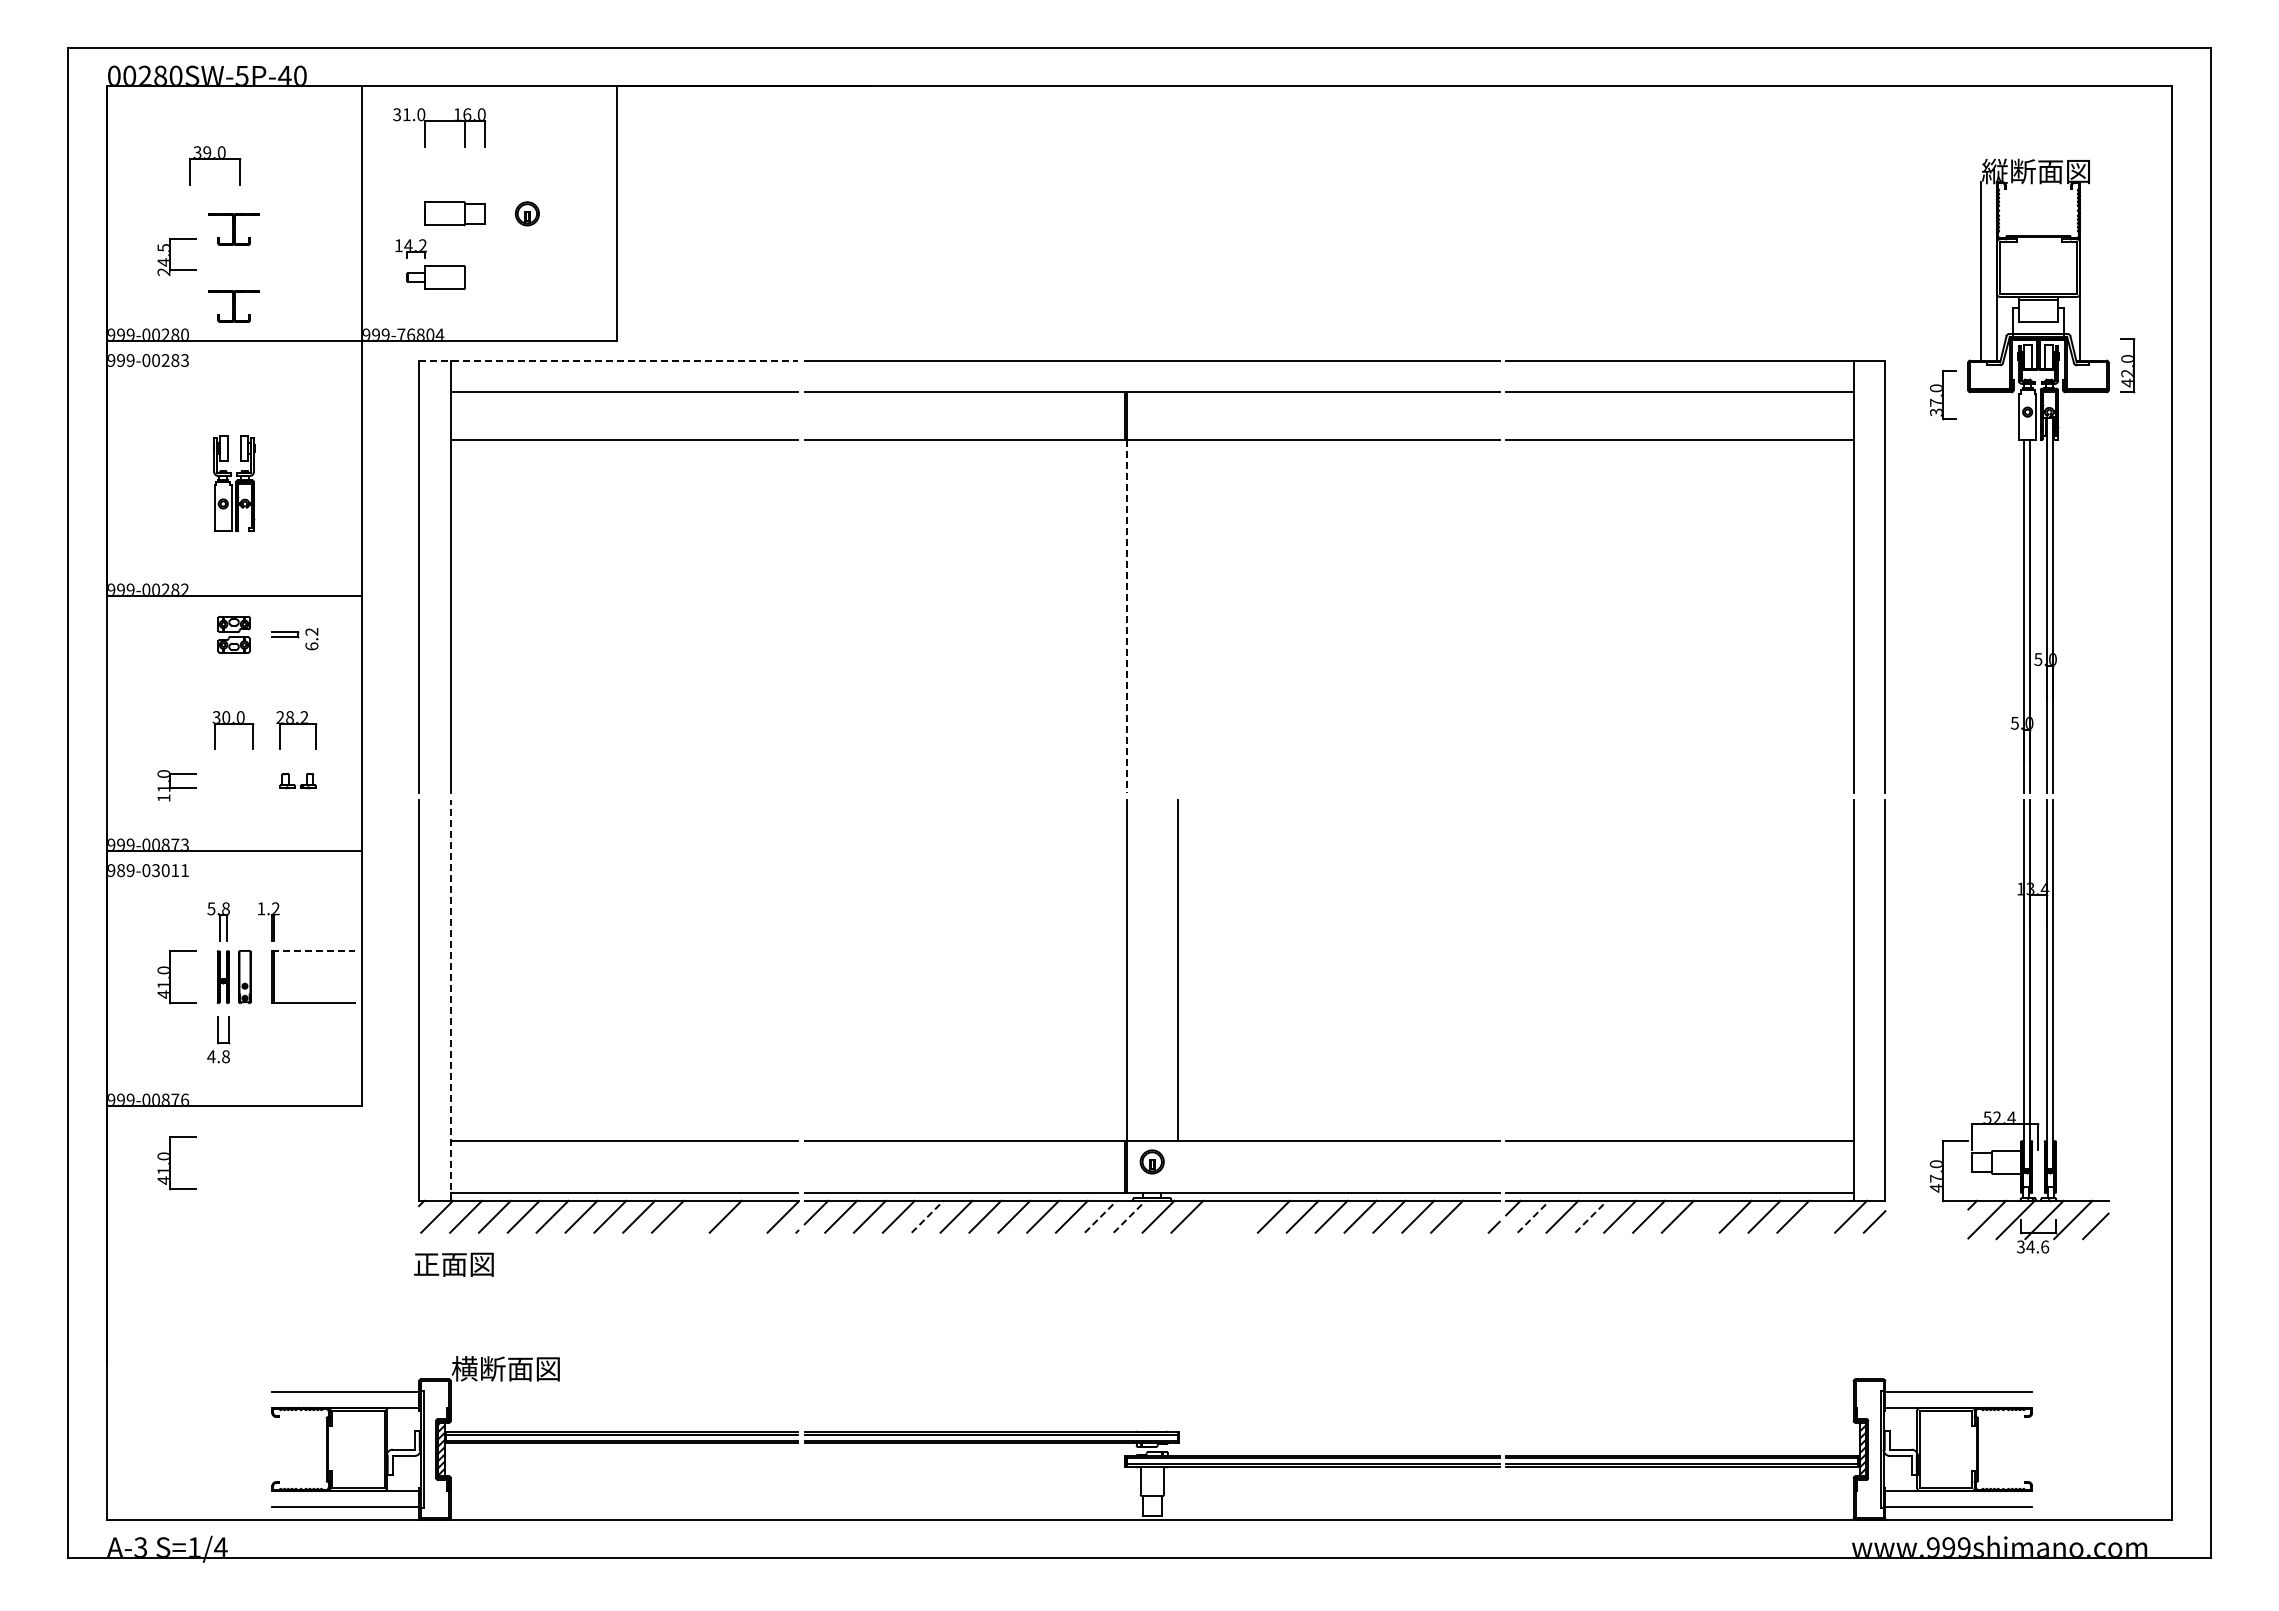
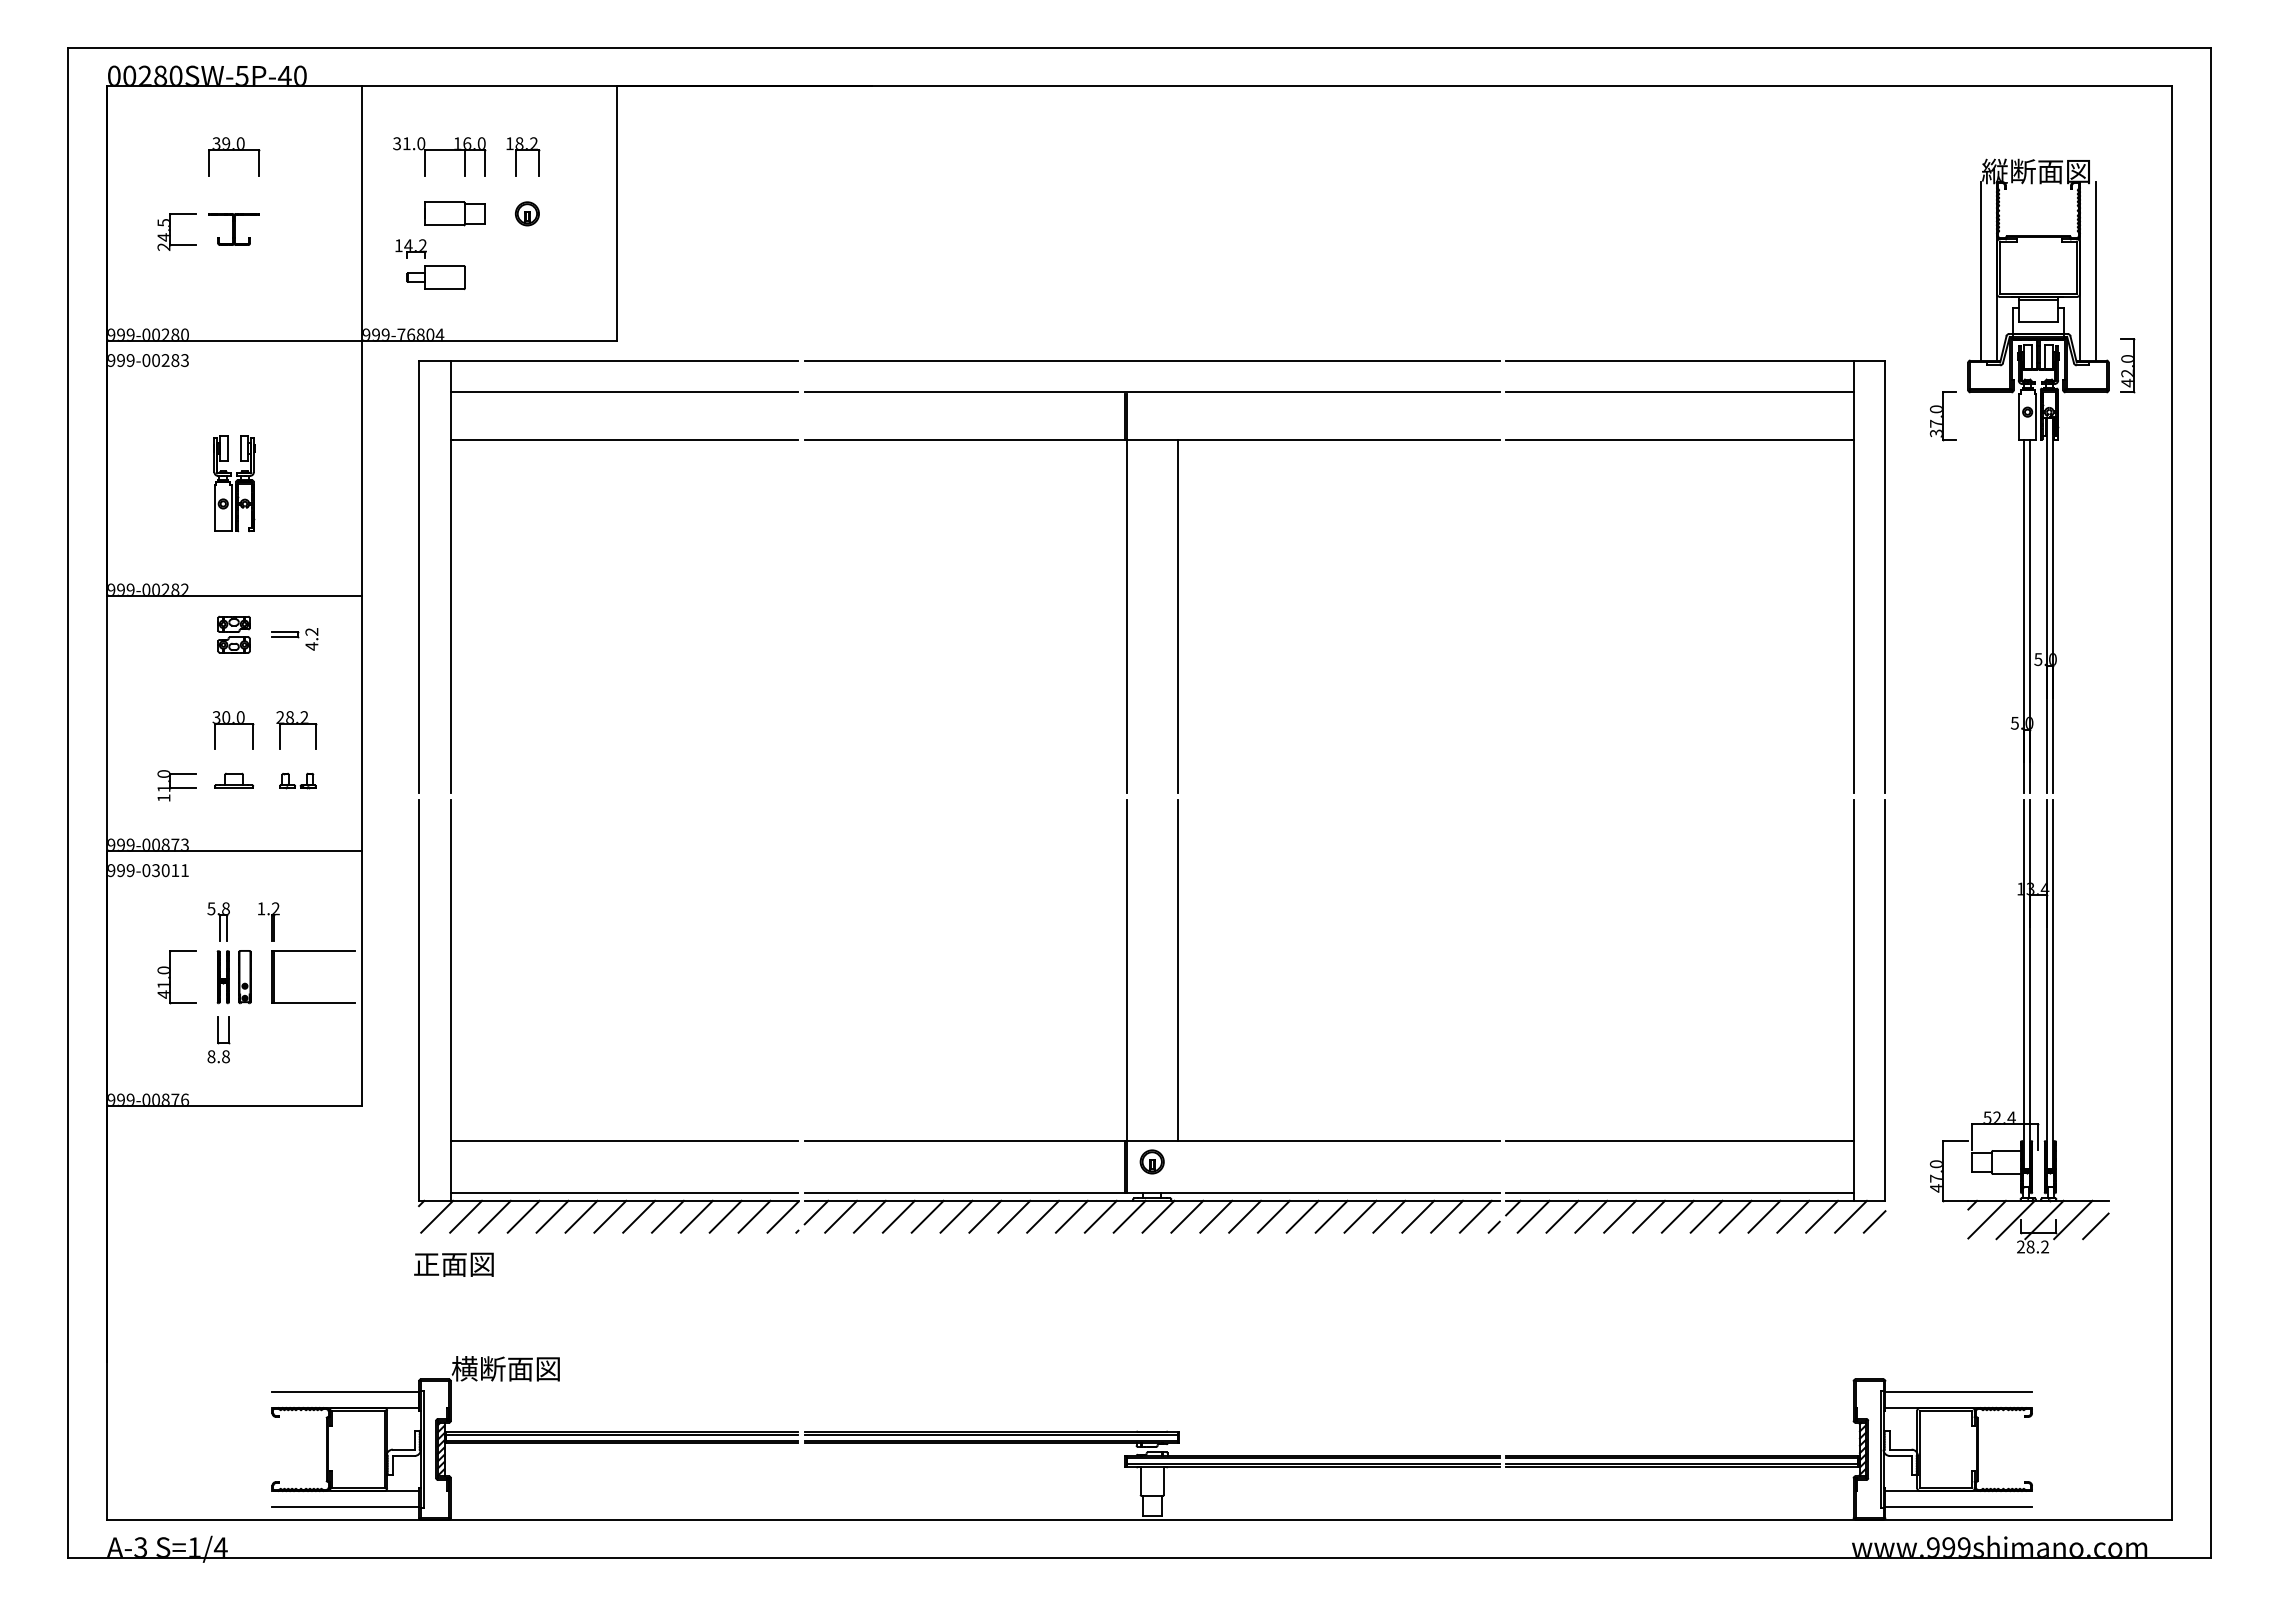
part position: (439, 127) -> (439, 156) (439, 156)
part: none -> present (523, 156)
part position: (215, 165) -> (234, 156) (234, 156)
part position: (176, 256) -> (176, 231) (176, 231)
line: none -> present (2095, 271)
part: present -> none (233, 306)
line: dashed -> solid (608, 360)
part position: (1943, 395) -> (1943, 416) (1943, 416)
line: dashed -> solid (1126, 616)
line: none -> present (1177, 616)
text: 6.2 -> 4.2 (311, 646)
part: none -> present (233, 780)
text: 989-03011 -> 999-03011 (120, 870)
line: dashed -> solid (314, 950)
line: dashed -> solid (450, 1000)
text: 4.8 -> 8.8 (211, 1056)
part: present -> none (176, 1163)
line: none -> present (696, 1216)
line: none -> present (754, 1216)
line: dashed -> solid (927, 1216)
line: dashed -> solid (1100, 1216)
line: dashed -> solid (1129, 1216)
line: none -> present (1216, 1216)
line: none -> present (1245, 1216)
line: none -> present (1475, 1216)
line: dashed -> solid (1533, 1216)
line: dashed -> solid (1591, 1216)
line: none -> present (1706, 1216)
line: none -> present (1822, 1216)
text: 34.6 -> 28.2 (2032, 1246)
